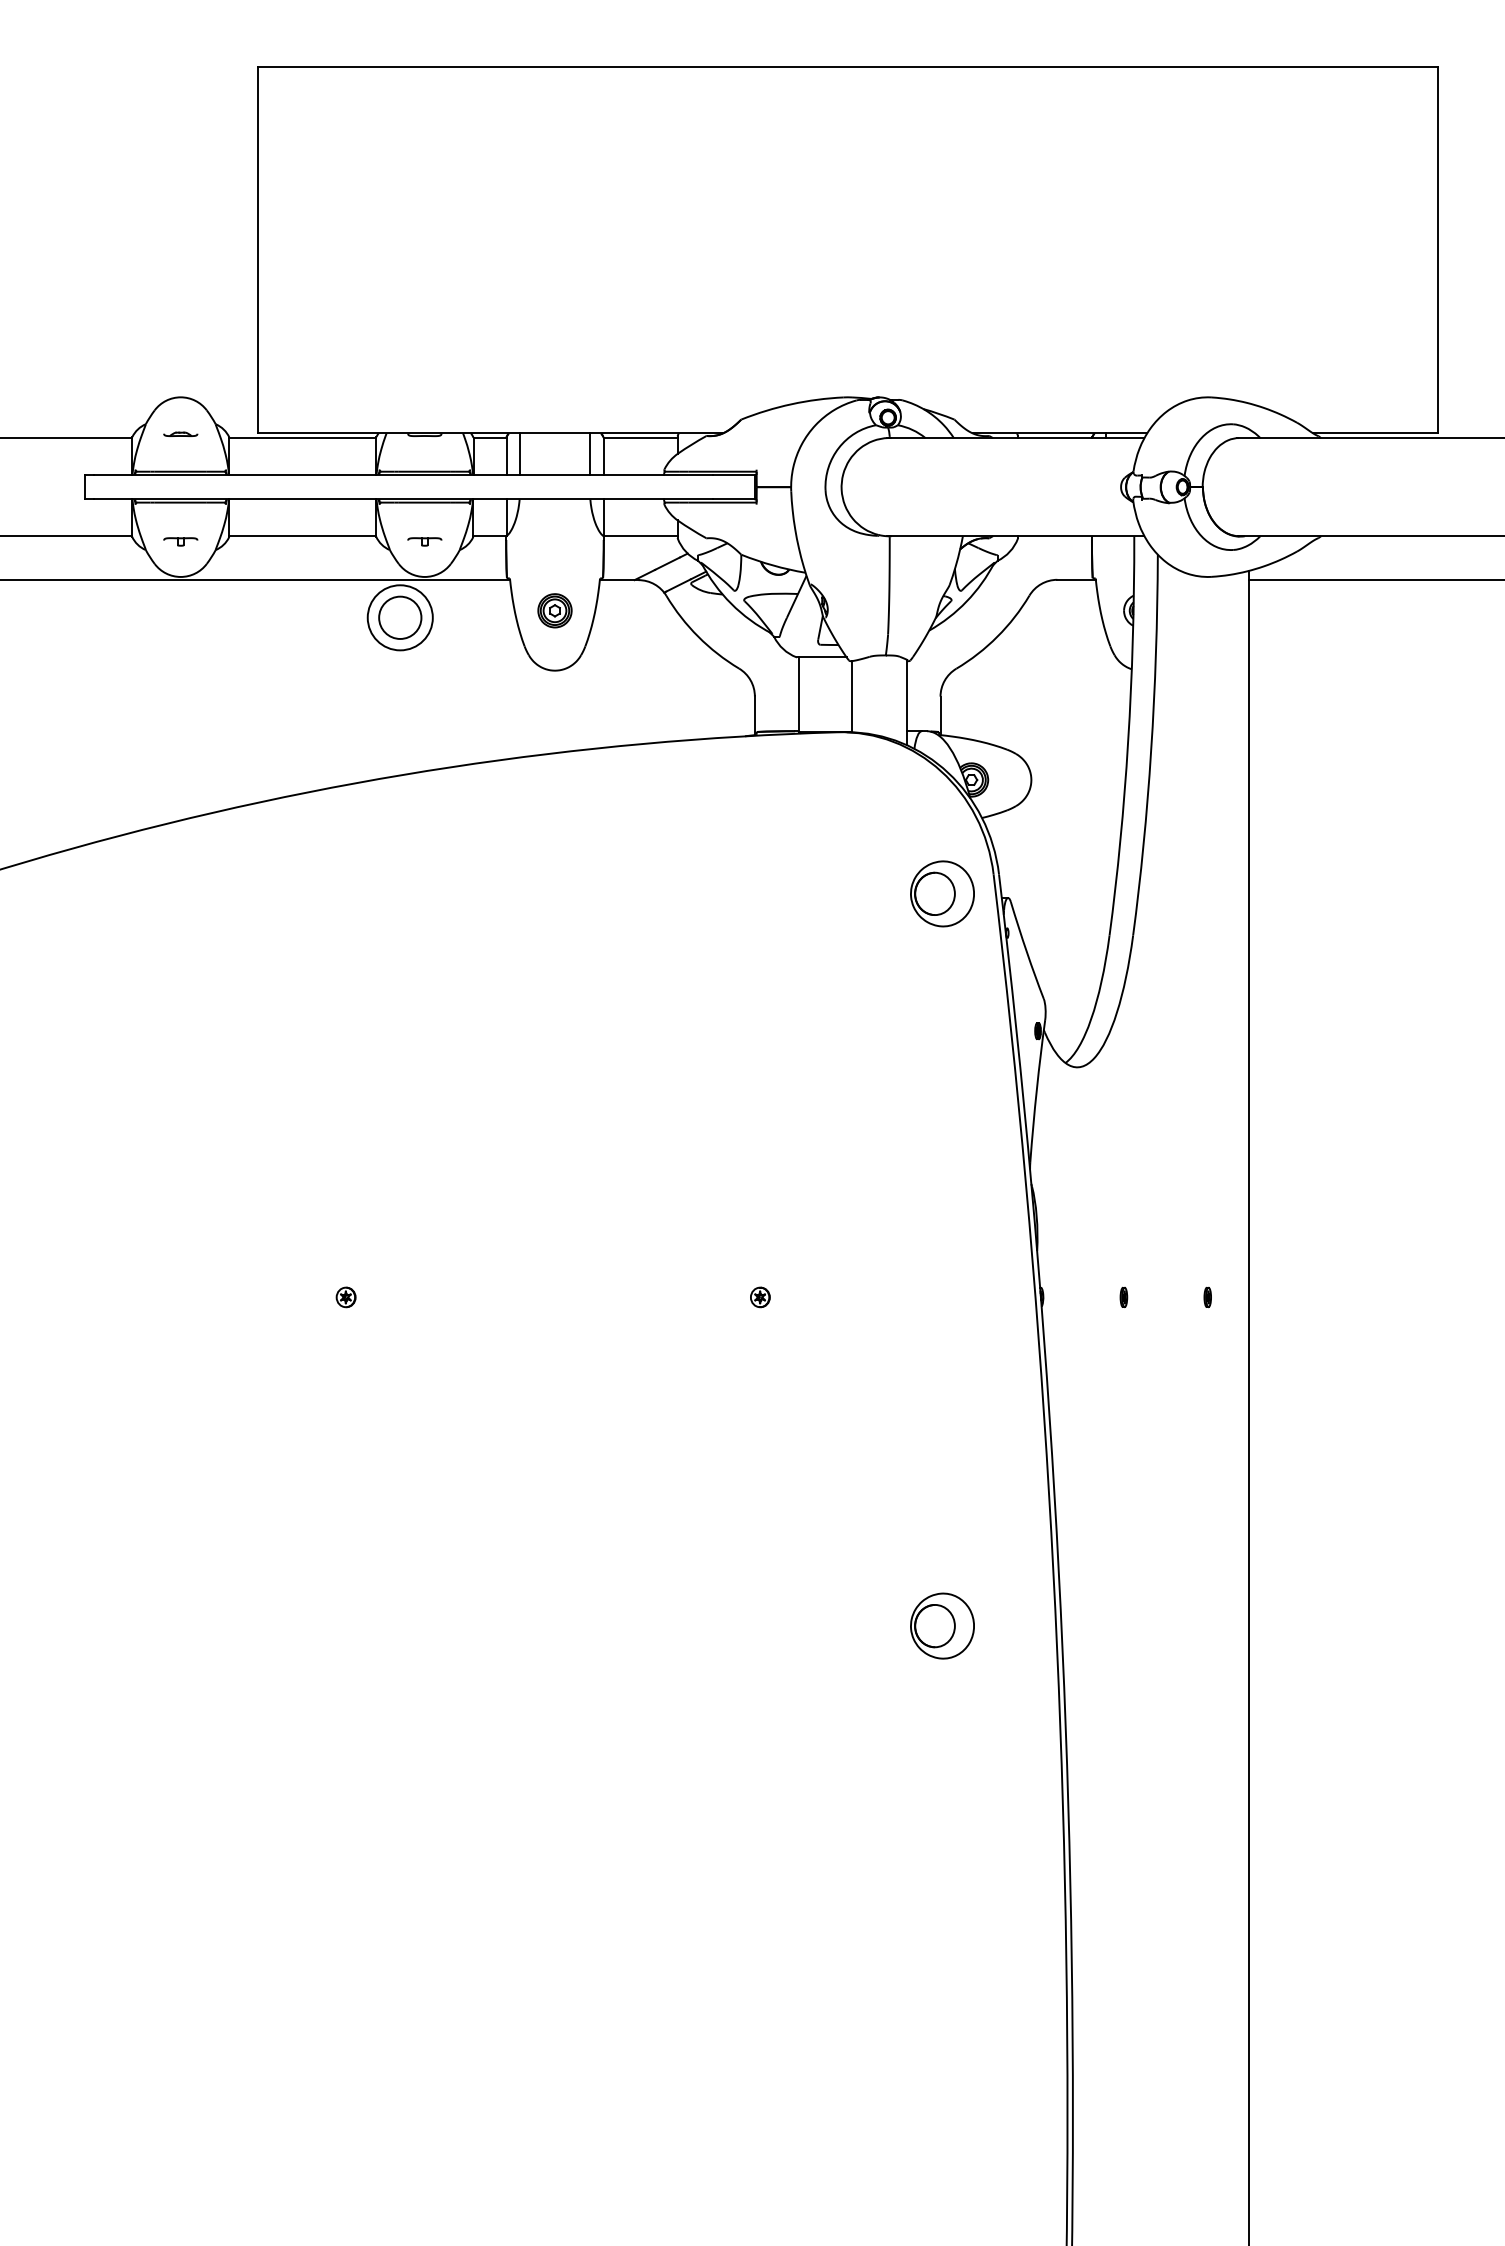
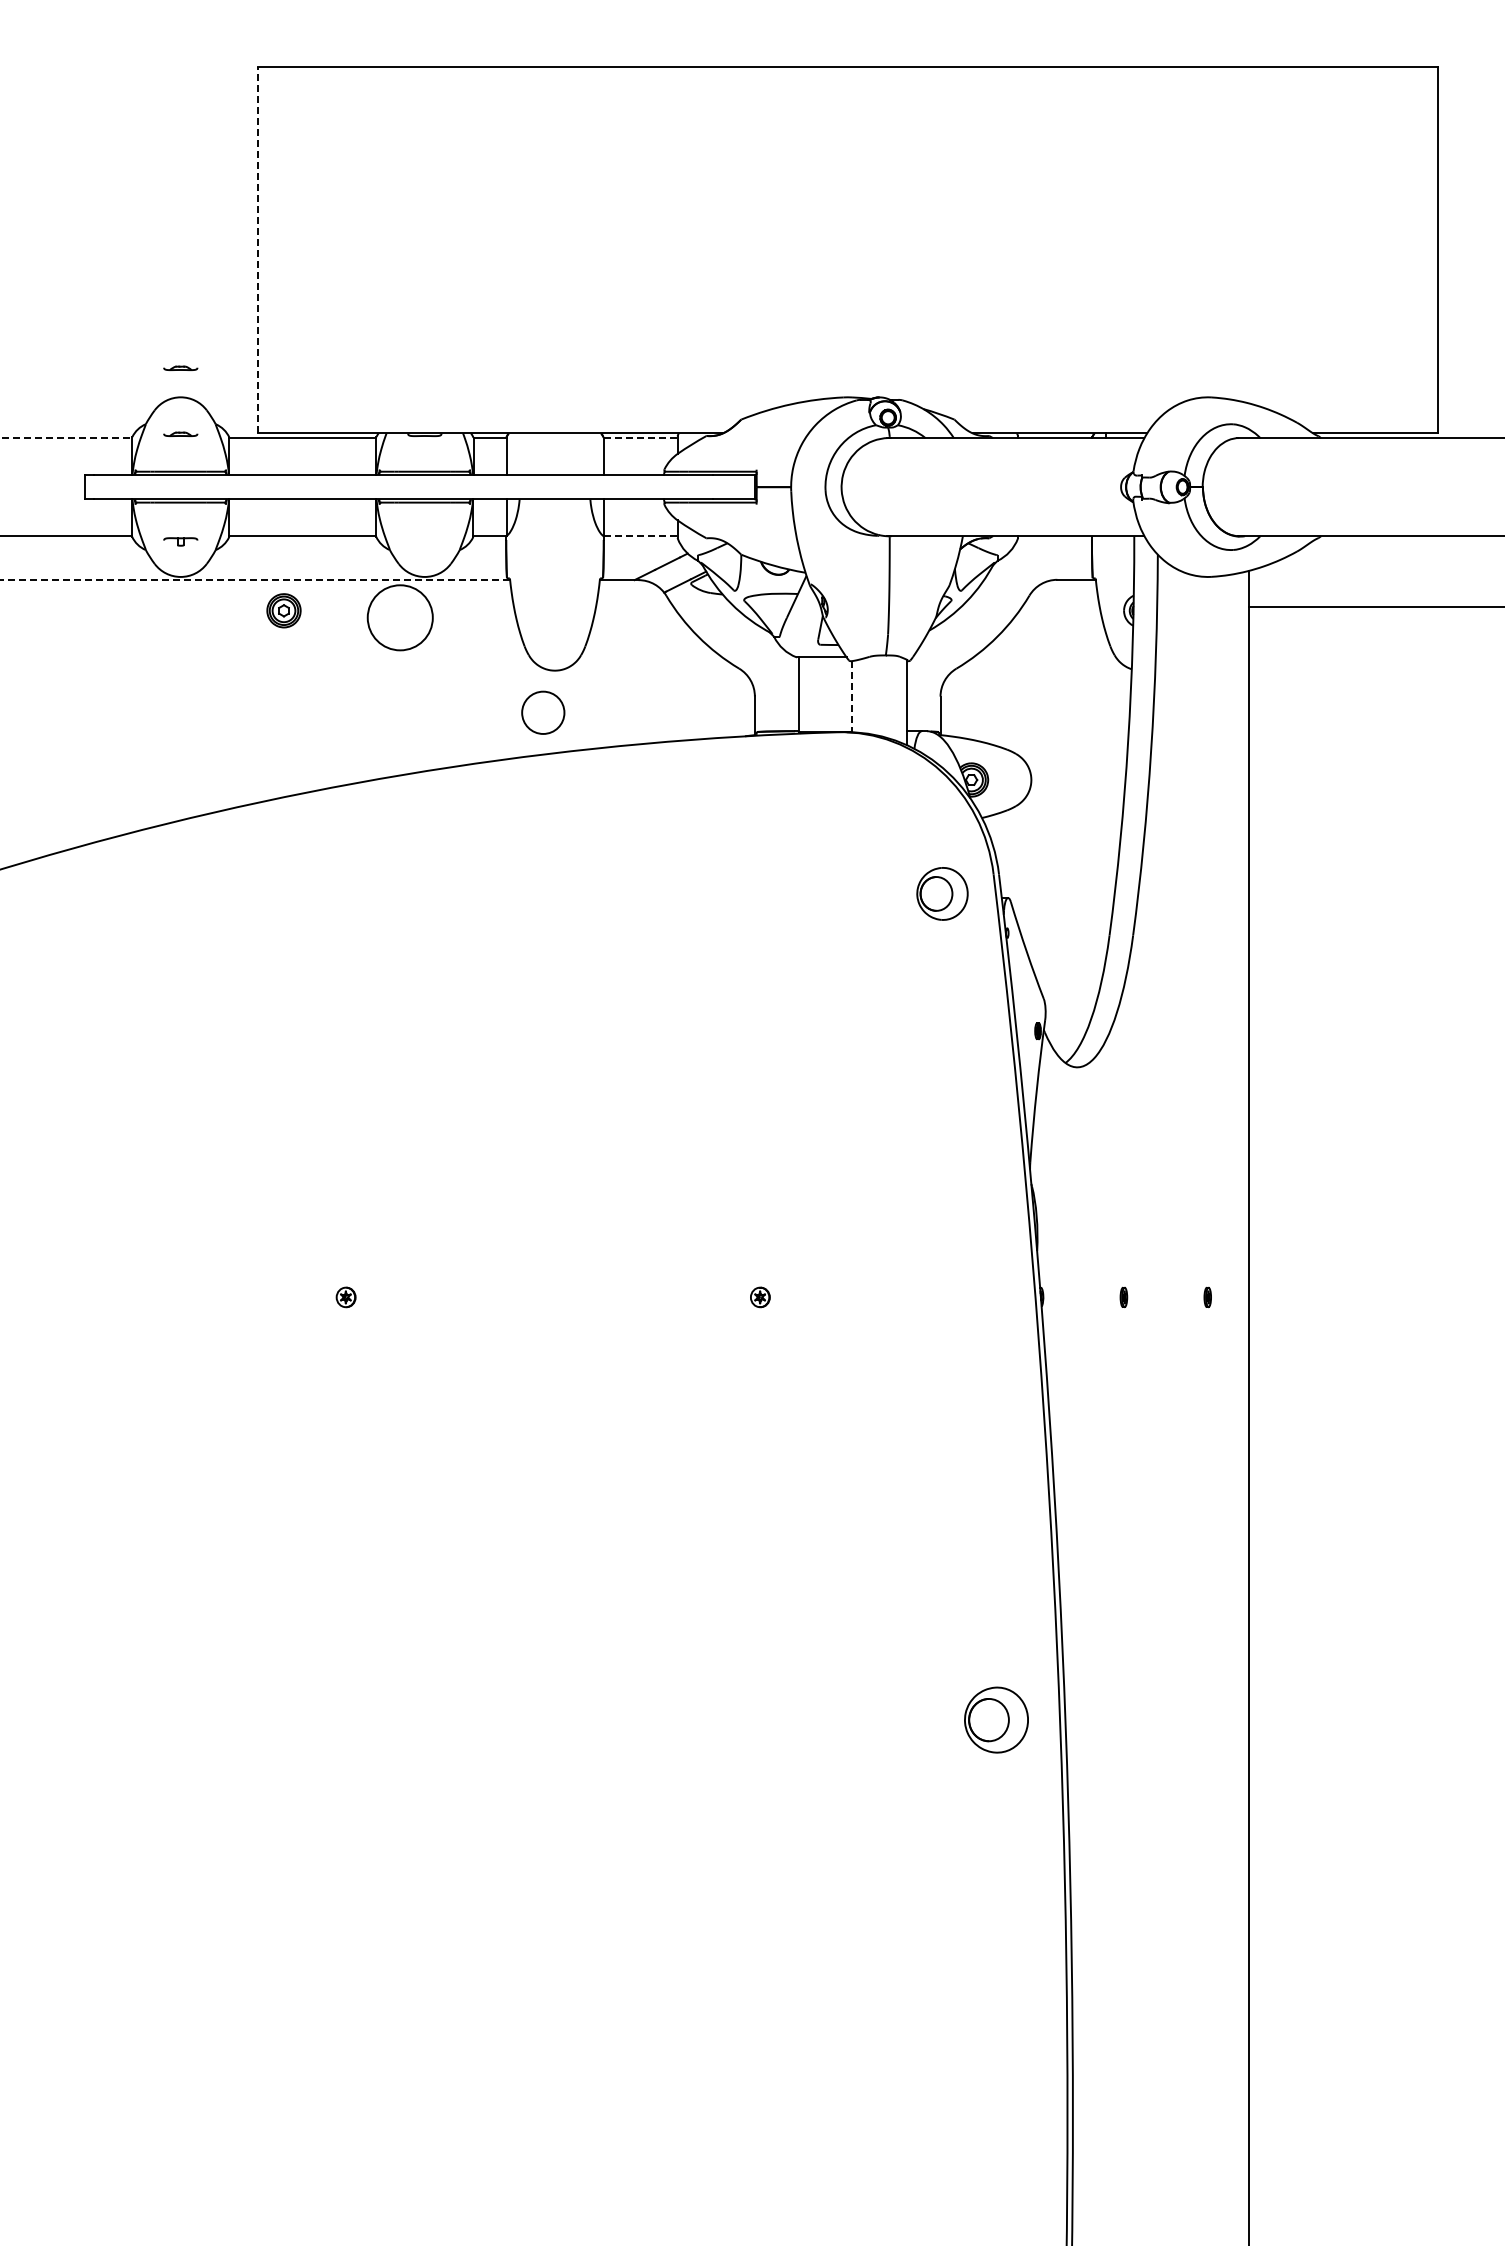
line: solid -> dashed (257, 249)
part: none -> present (180, 367)
line: solid -> dashed (66, 438)
line: solid -> dashed (641, 438)
line: present -> none (520, 453)
line: present -> none (589, 453)
line: solid -> dashed (641, 536)
part: present -> none (424, 541)
line position: (1374, 579) -> (1374, 606) (1374, 606)
line: solid -> dashed (255, 580)
part position: (554, 610) -> (283, 610) (283, 610)
circle position: (400, 617) -> (543, 712) (543, 712)
line: solid -> dashed (852, 696)
part size: 65x68 px -> 53x54 px (942, 893)
part position: (942, 1625) -> (996, 1719) (996, 1719)
